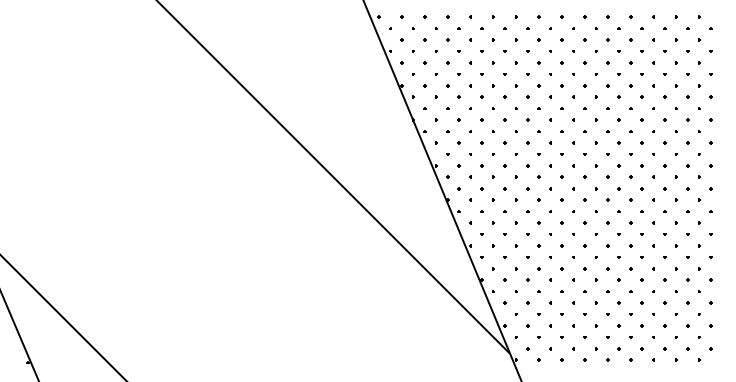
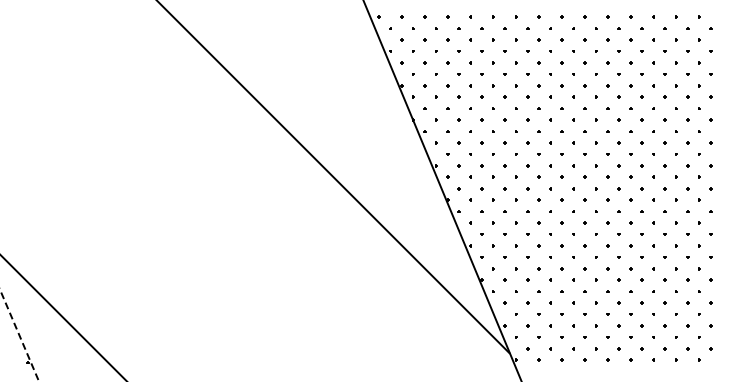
line: solid -> dashed (19, 335)
